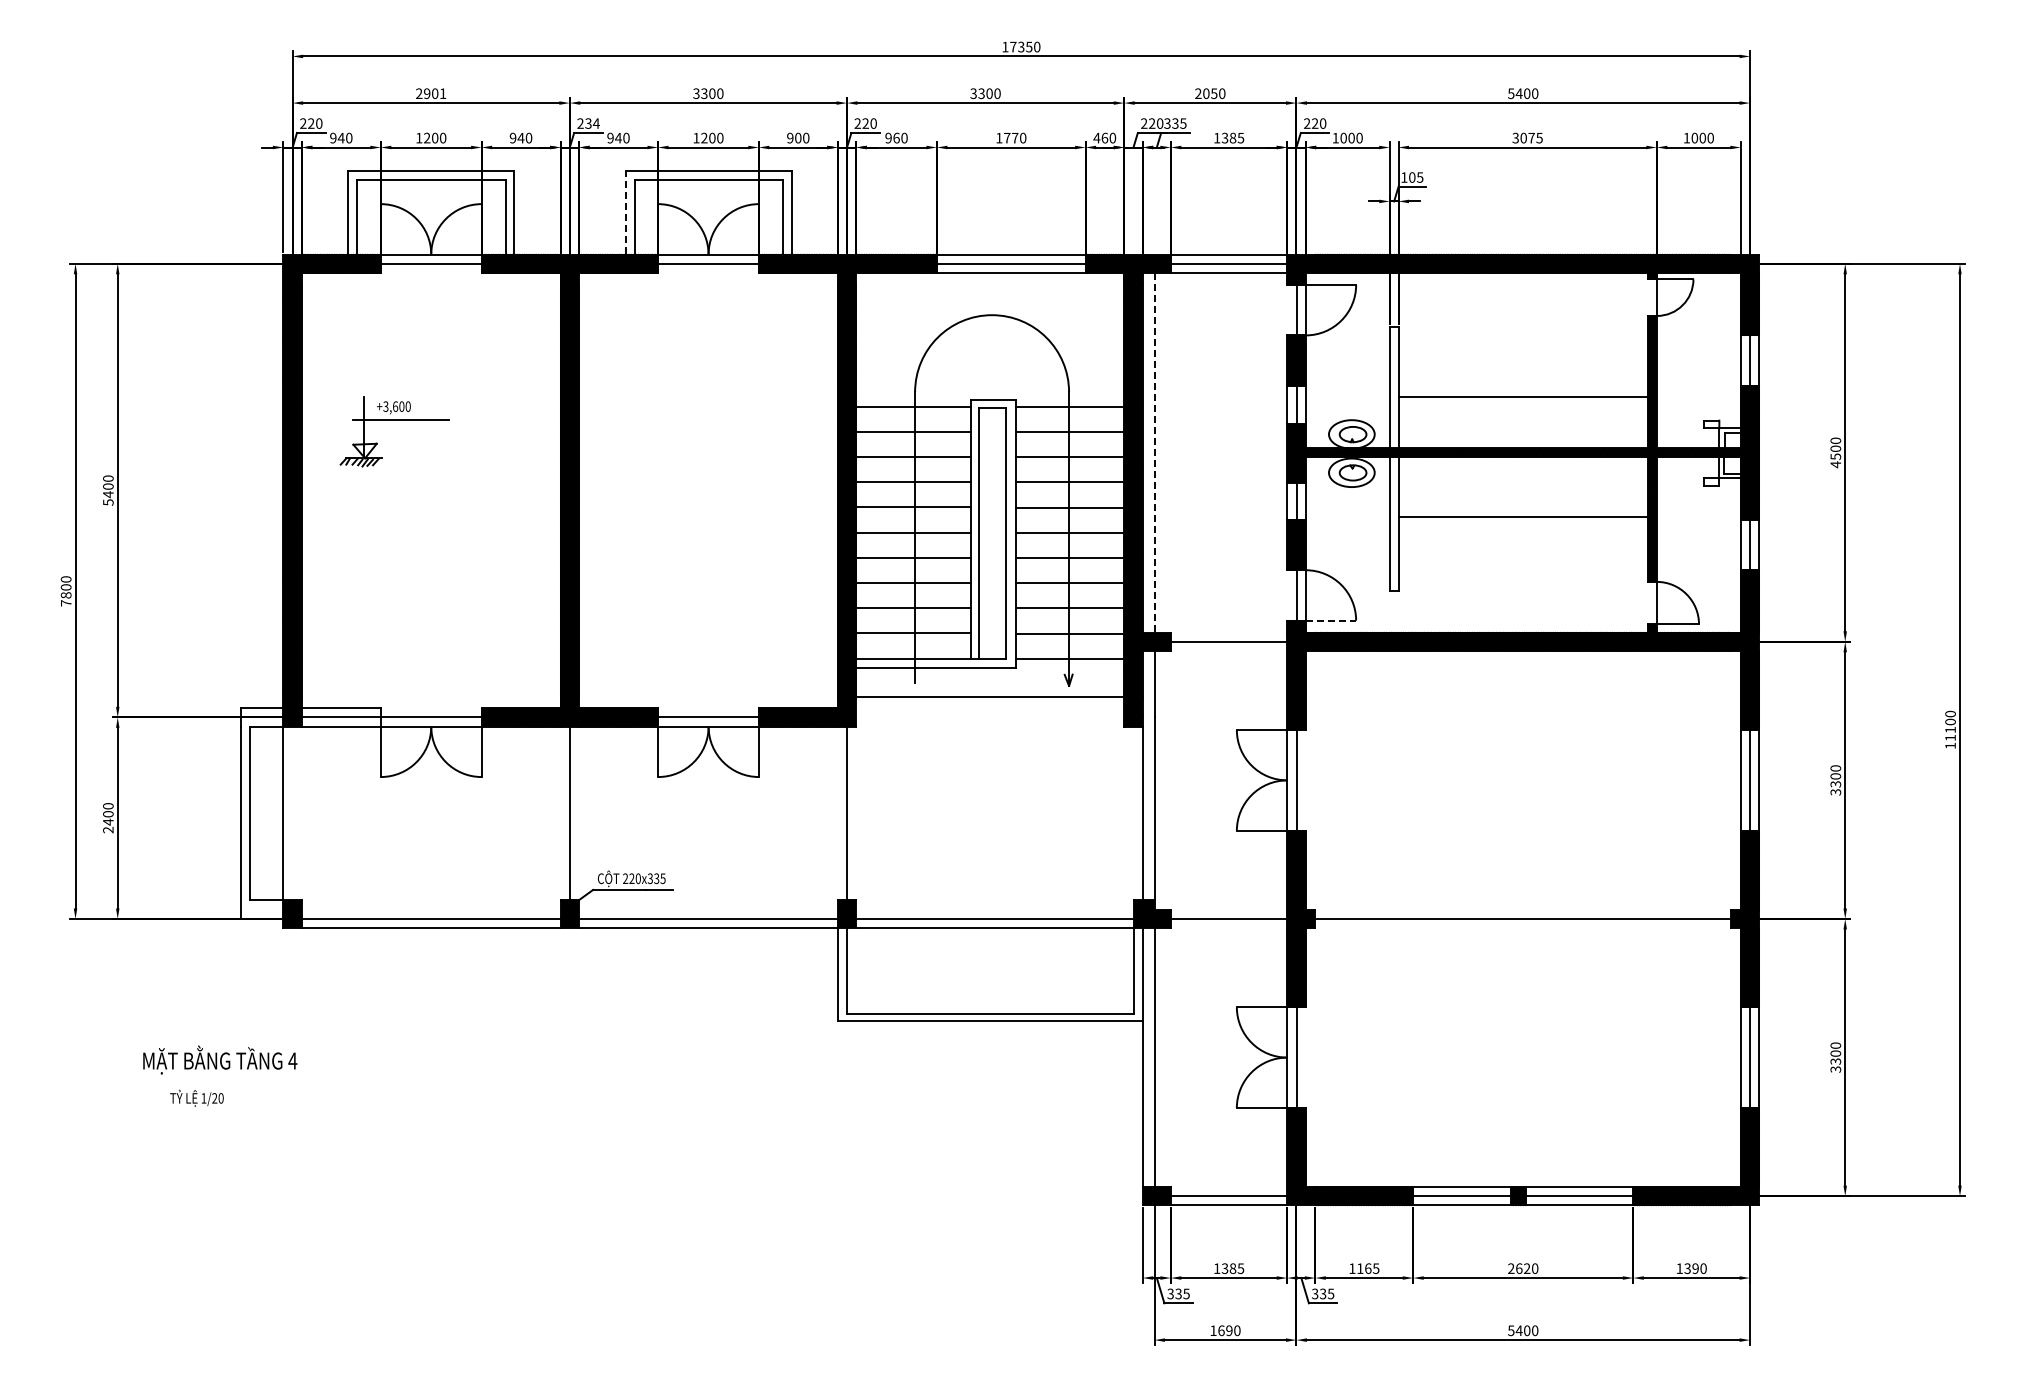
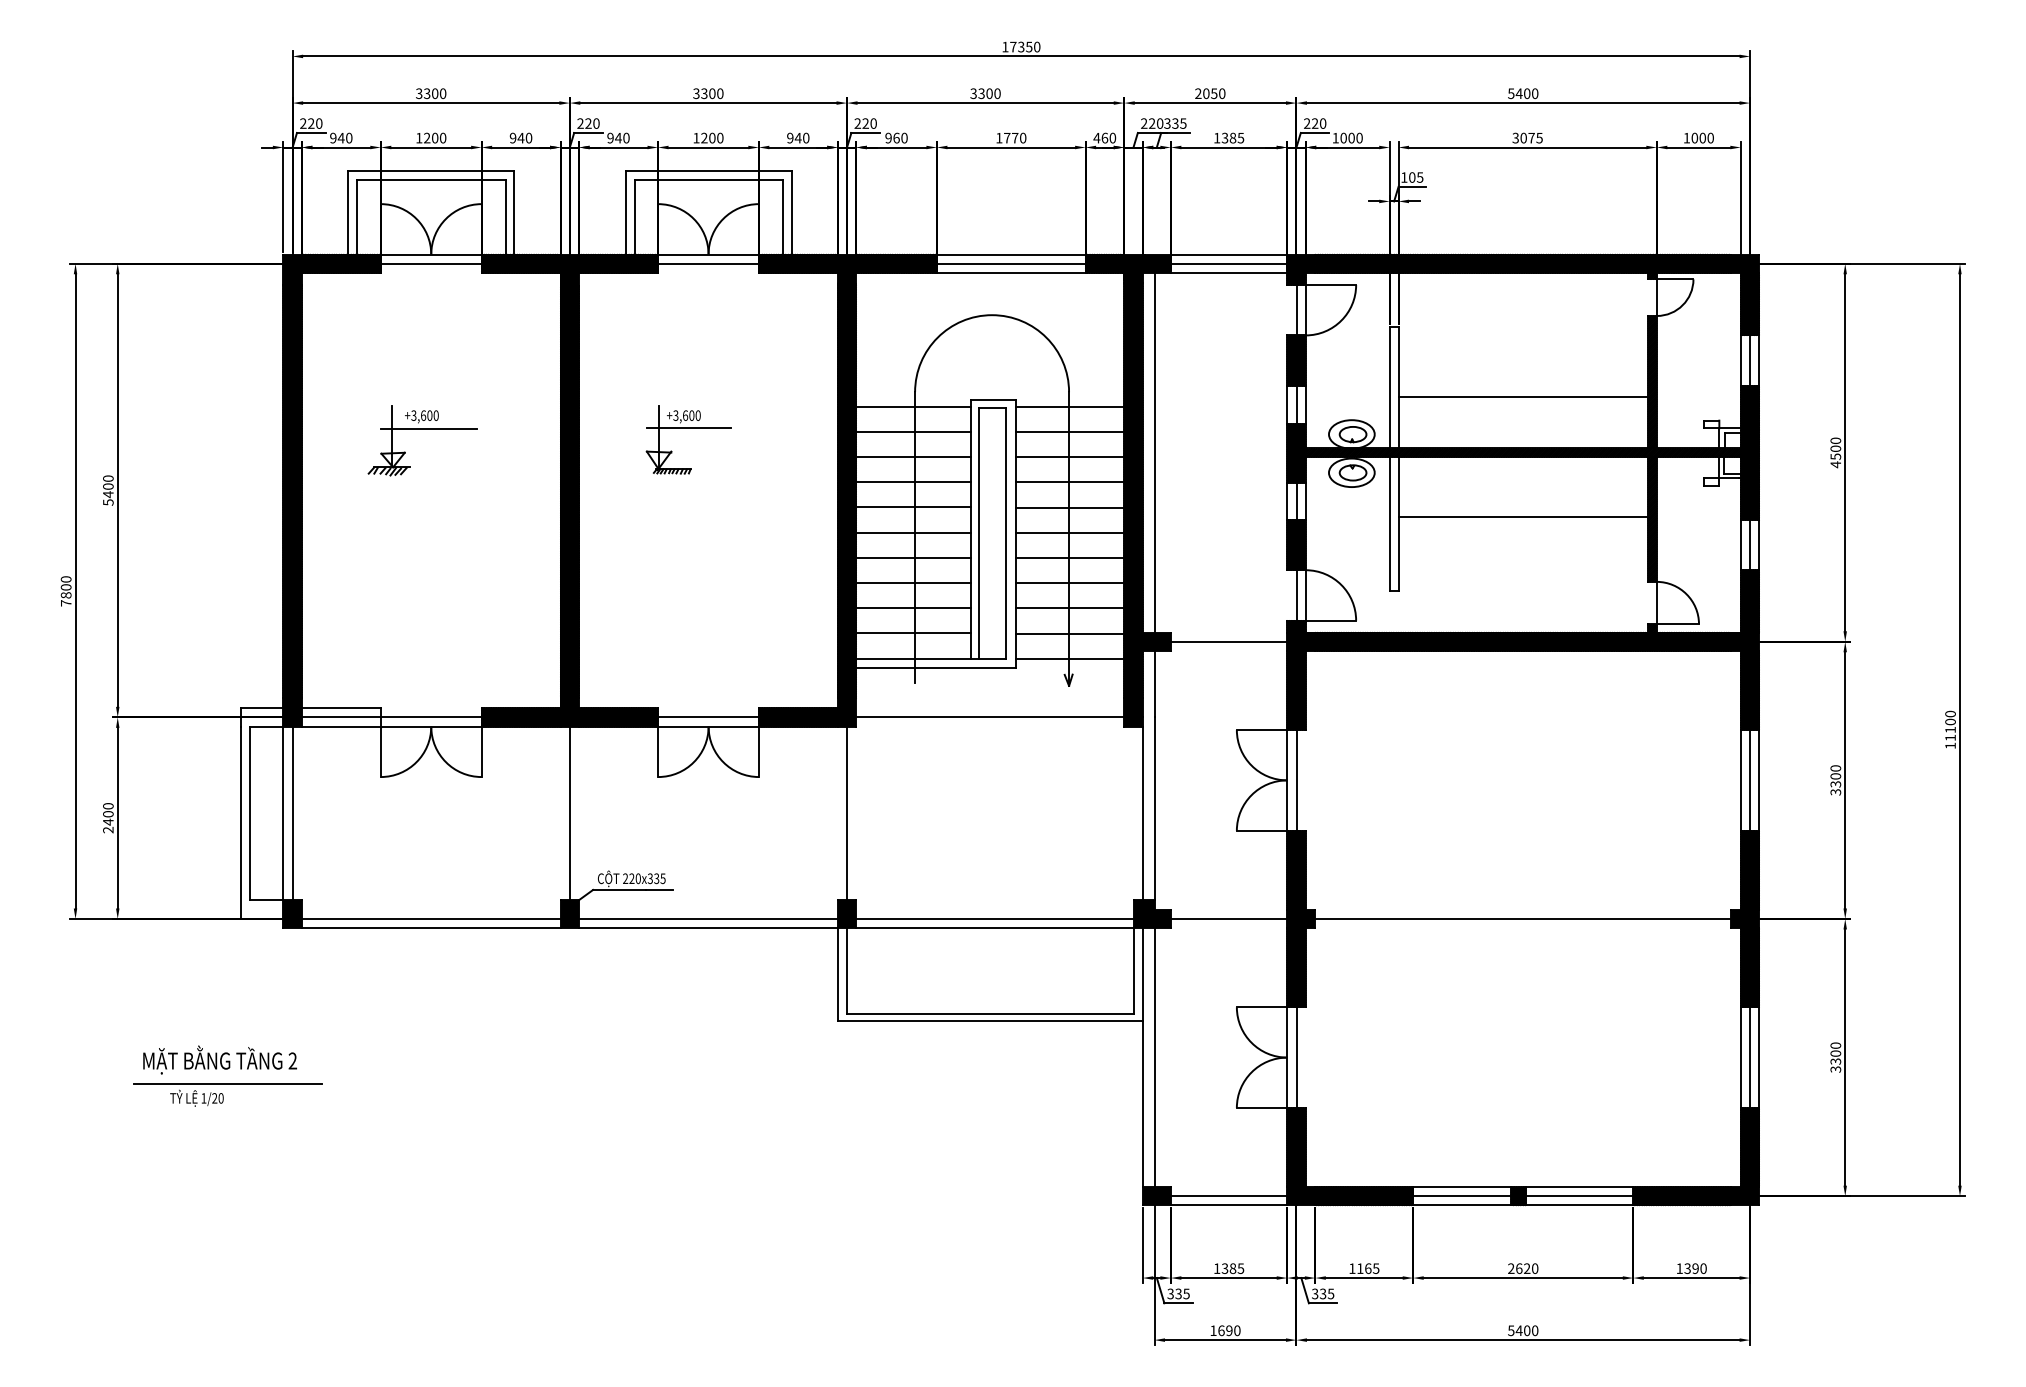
text: 2901 -> 3300 (431, 93)
text: 234 -> 220 (592, 123)
text: 900 -> 940 (797, 137)
line: dashed -> solid (625, 212)
part position: (394, 420) -> (422, 429) (422, 429)
part: none -> present (688, 428)
line: dashed -> solid (1154, 452)
line: dashed -> solid (1331, 620)
line position: (990, 697) -> (990, 717) (990, 717)
line: none -> present (292, 813)
text: 4 -> 2 (292, 1060)
line: none -> present (228, 1083)
